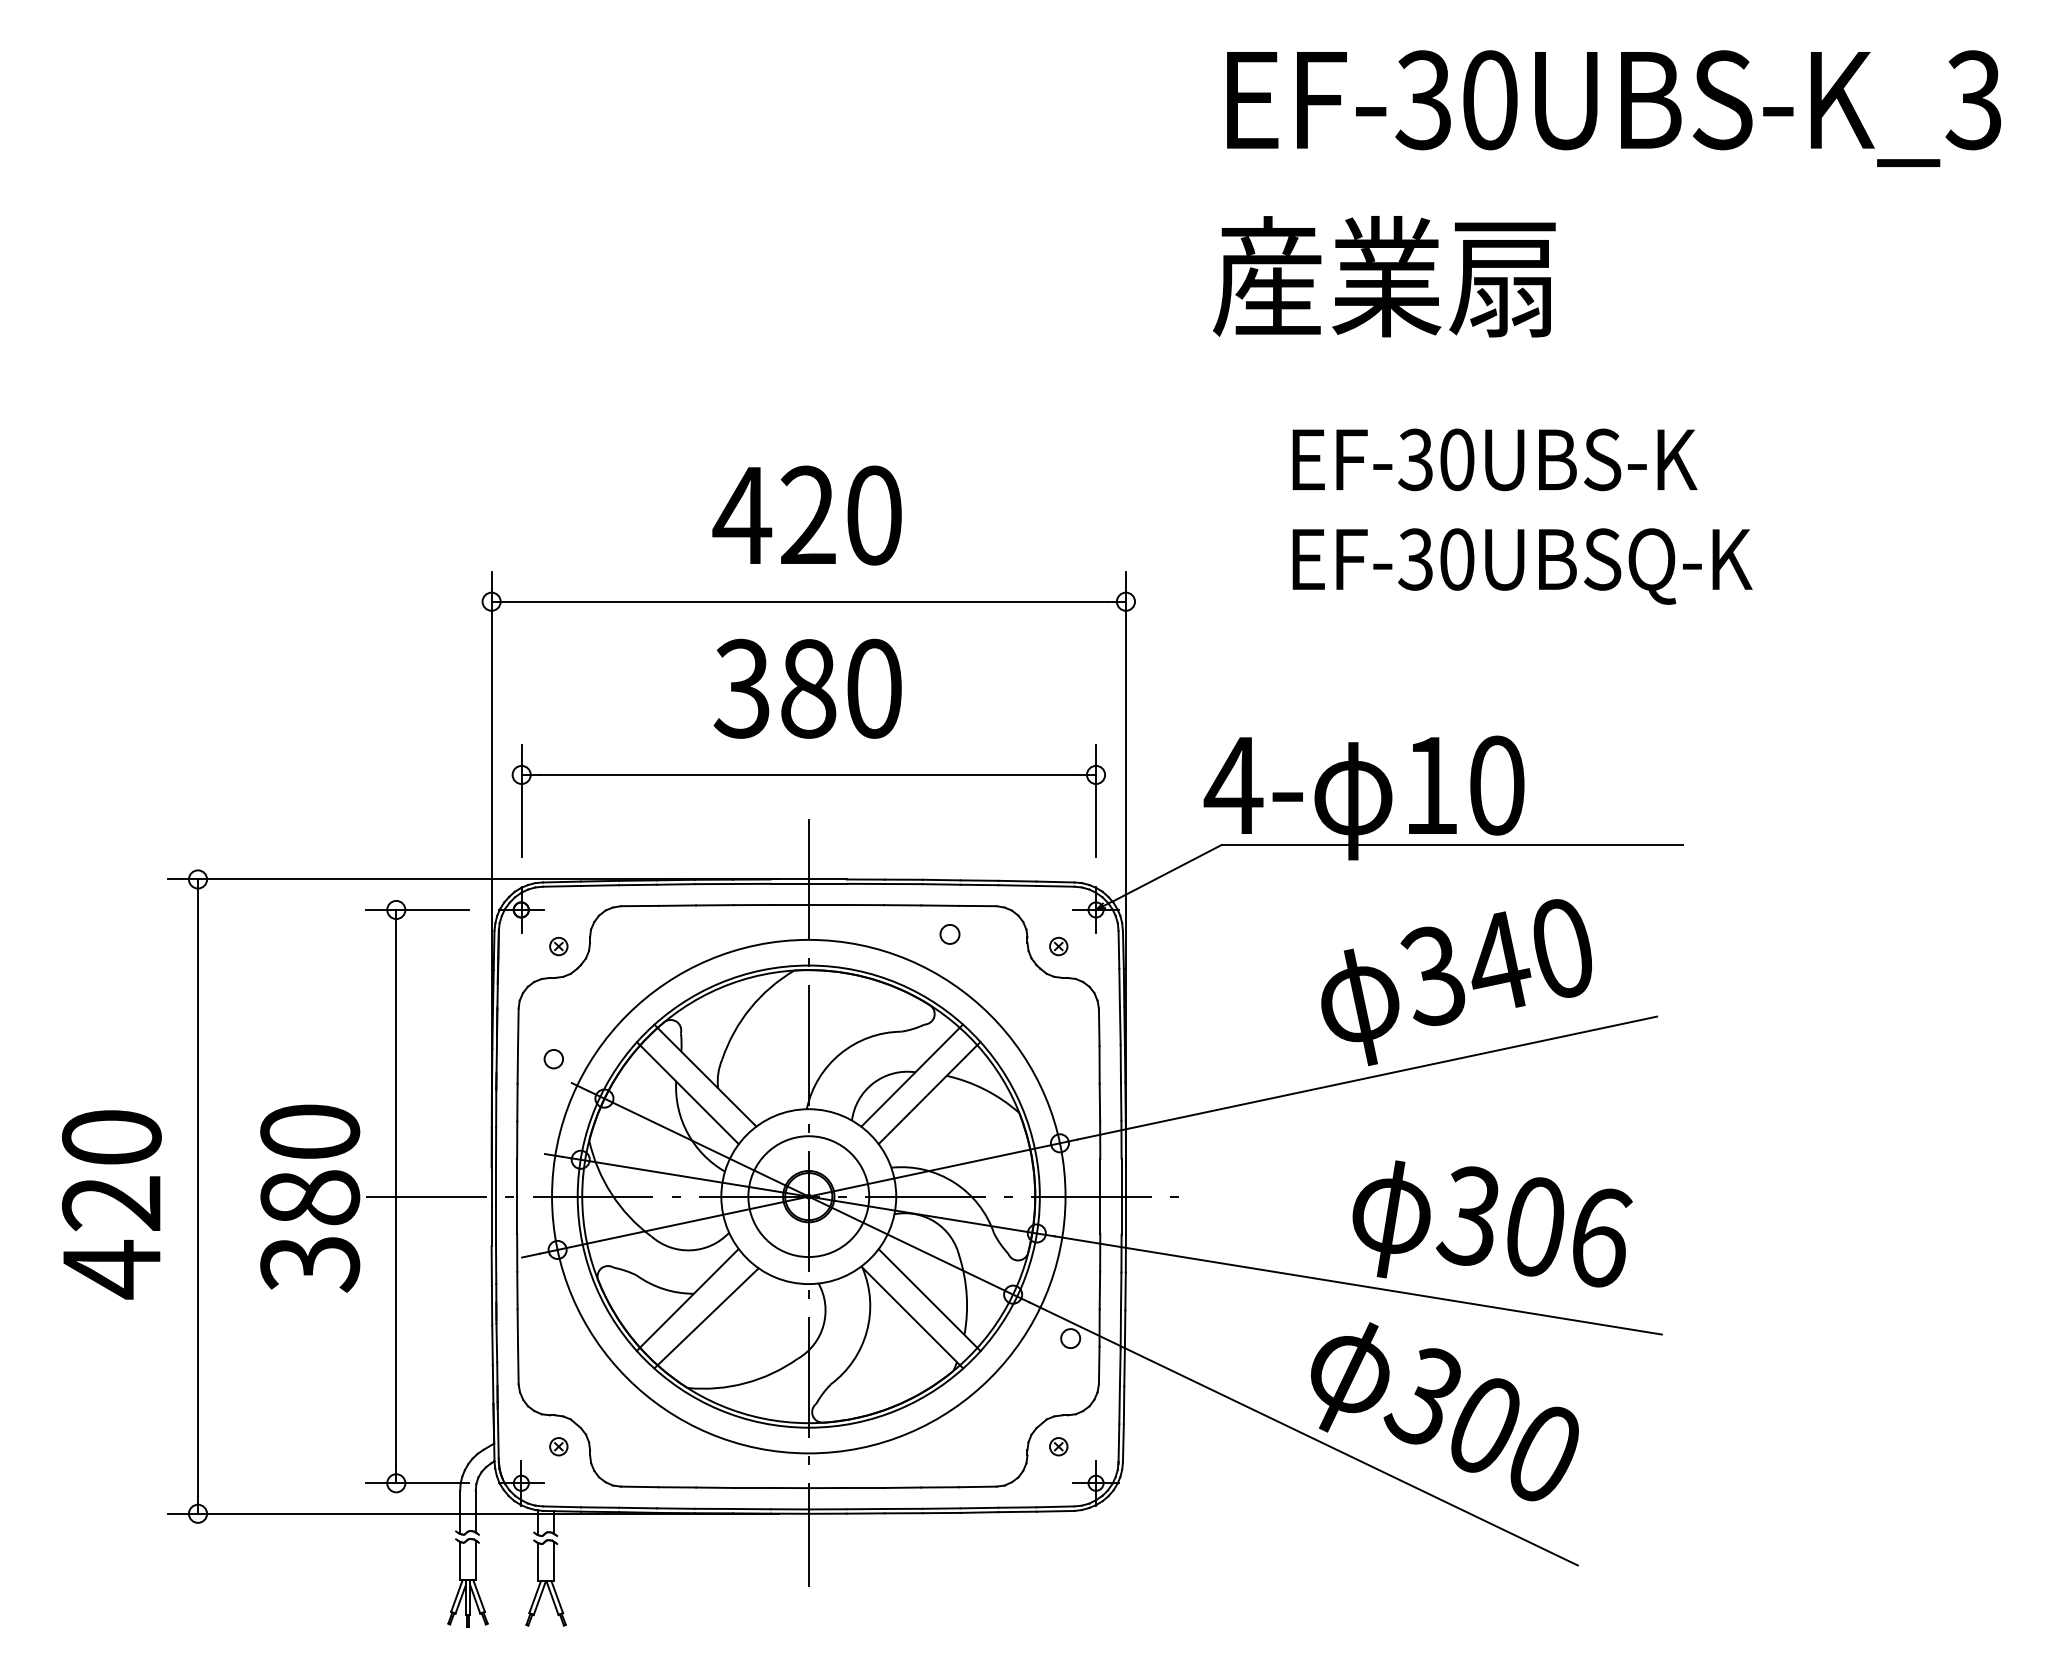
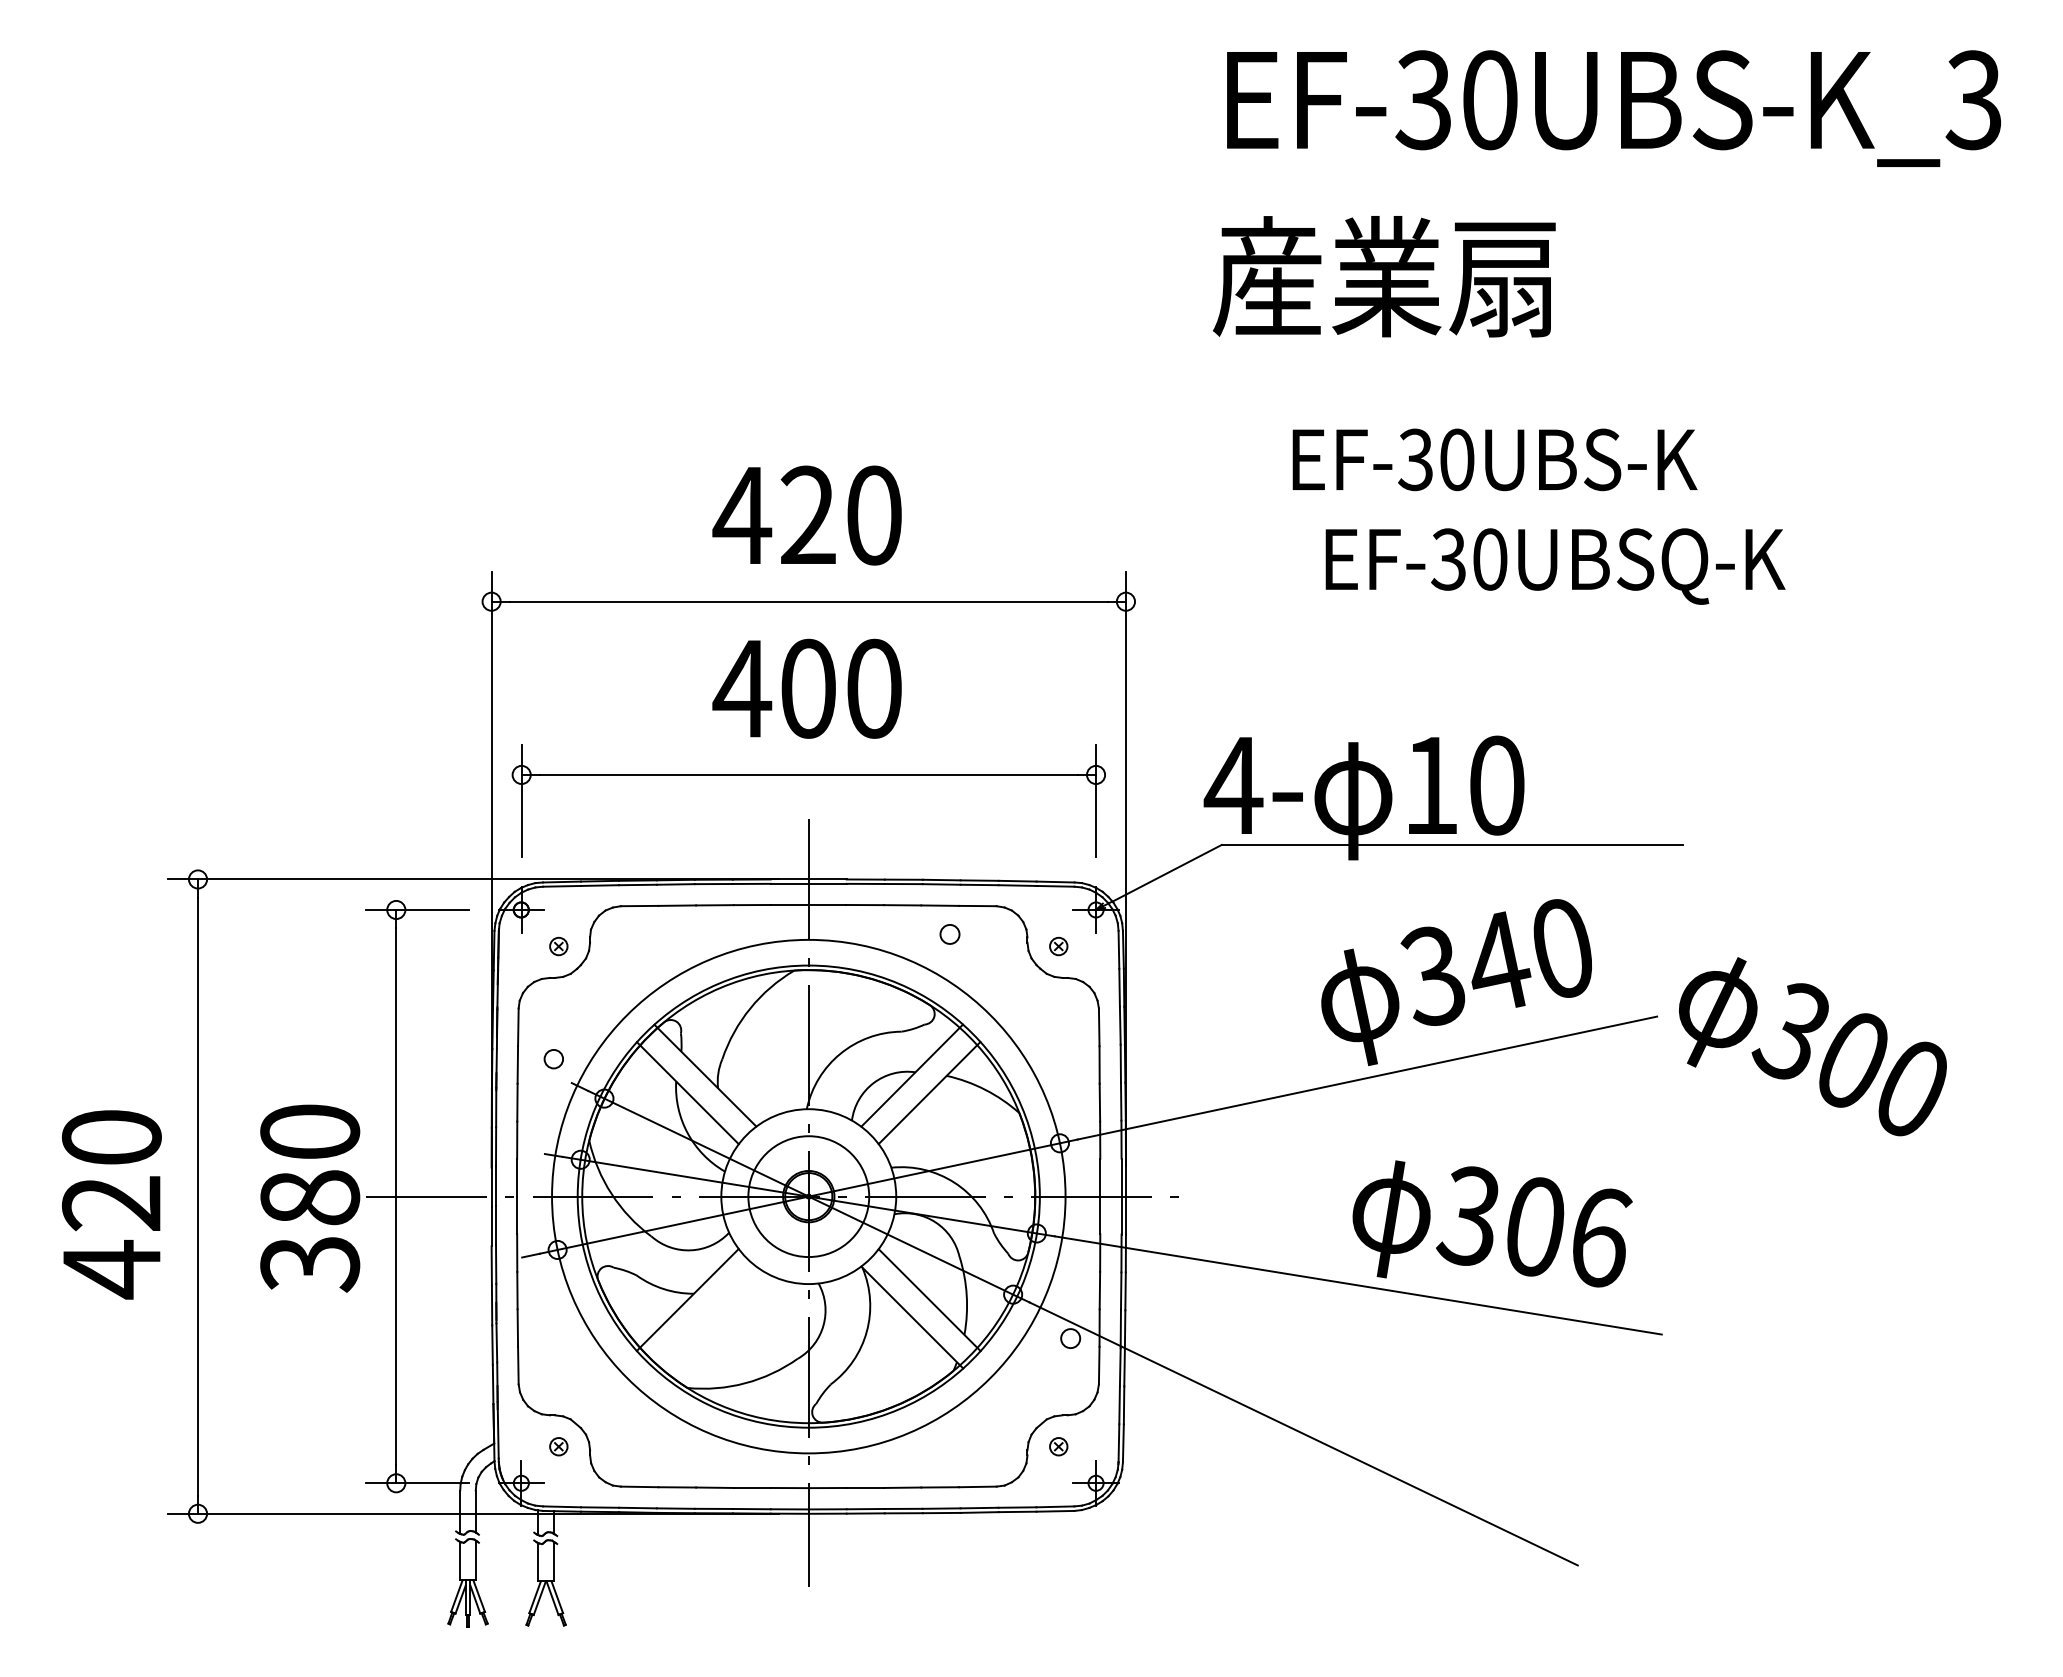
text position: (1522, 566) -> (1555, 566) (1555, 566)
text: 380 -> 400 (774, 688)
line: present -> none (706, 1318)
text position: (1444, 1411) -> (1812, 1046) (1812, 1046)
